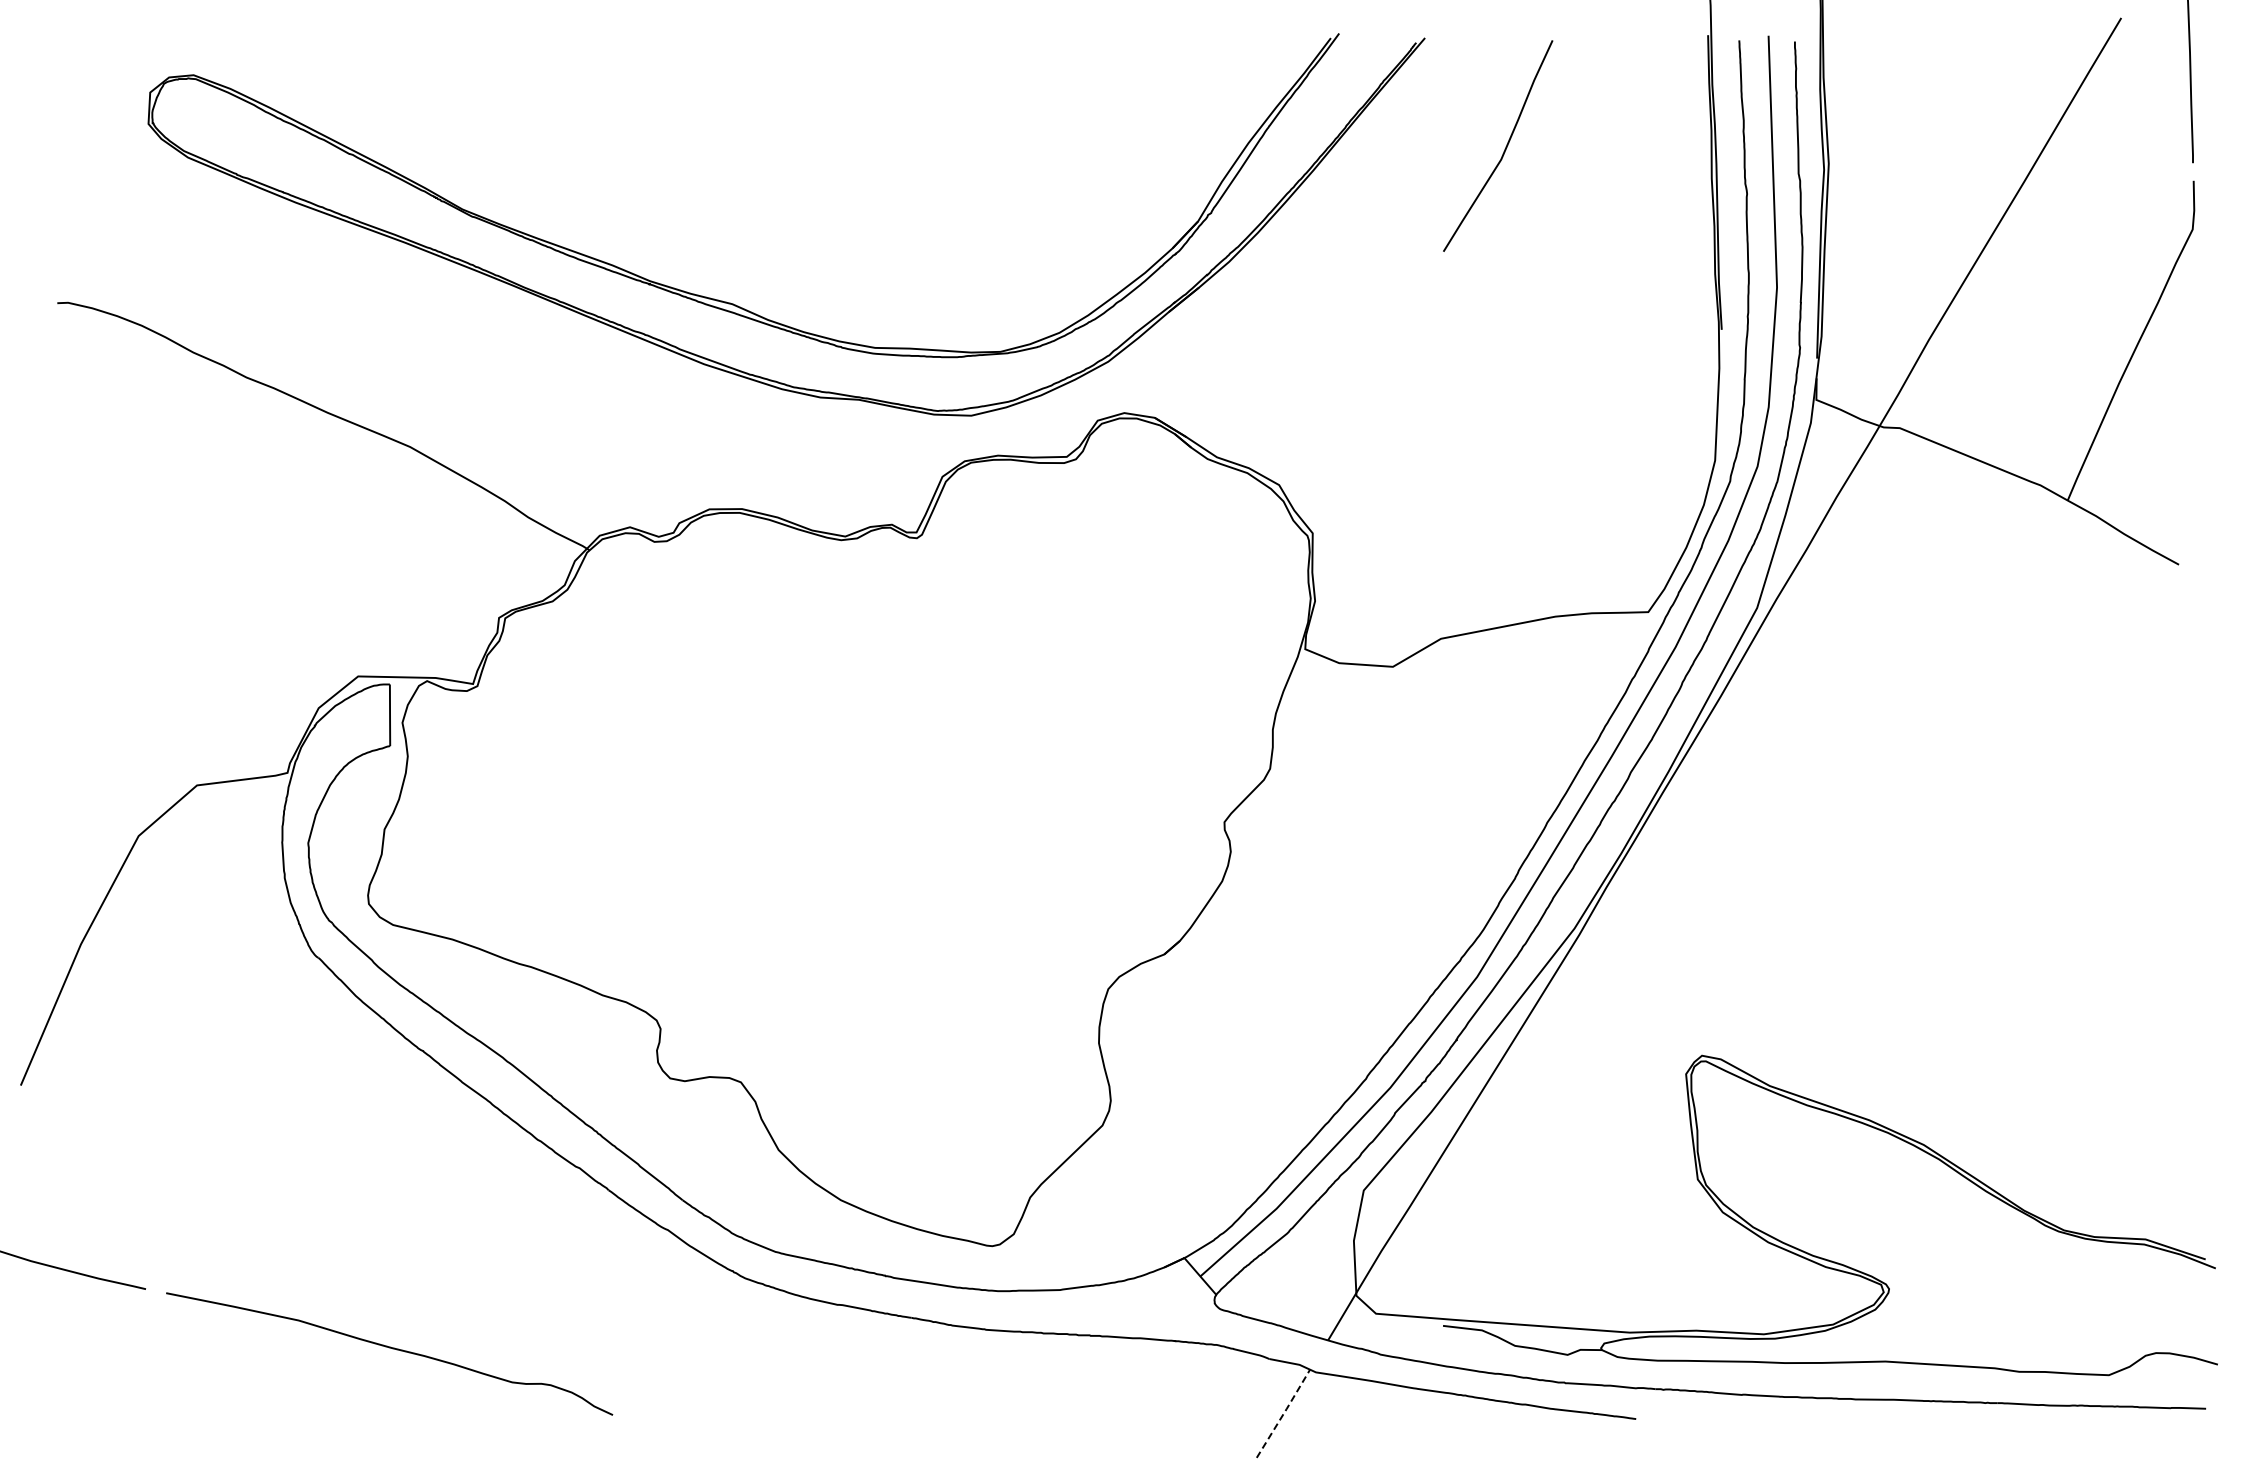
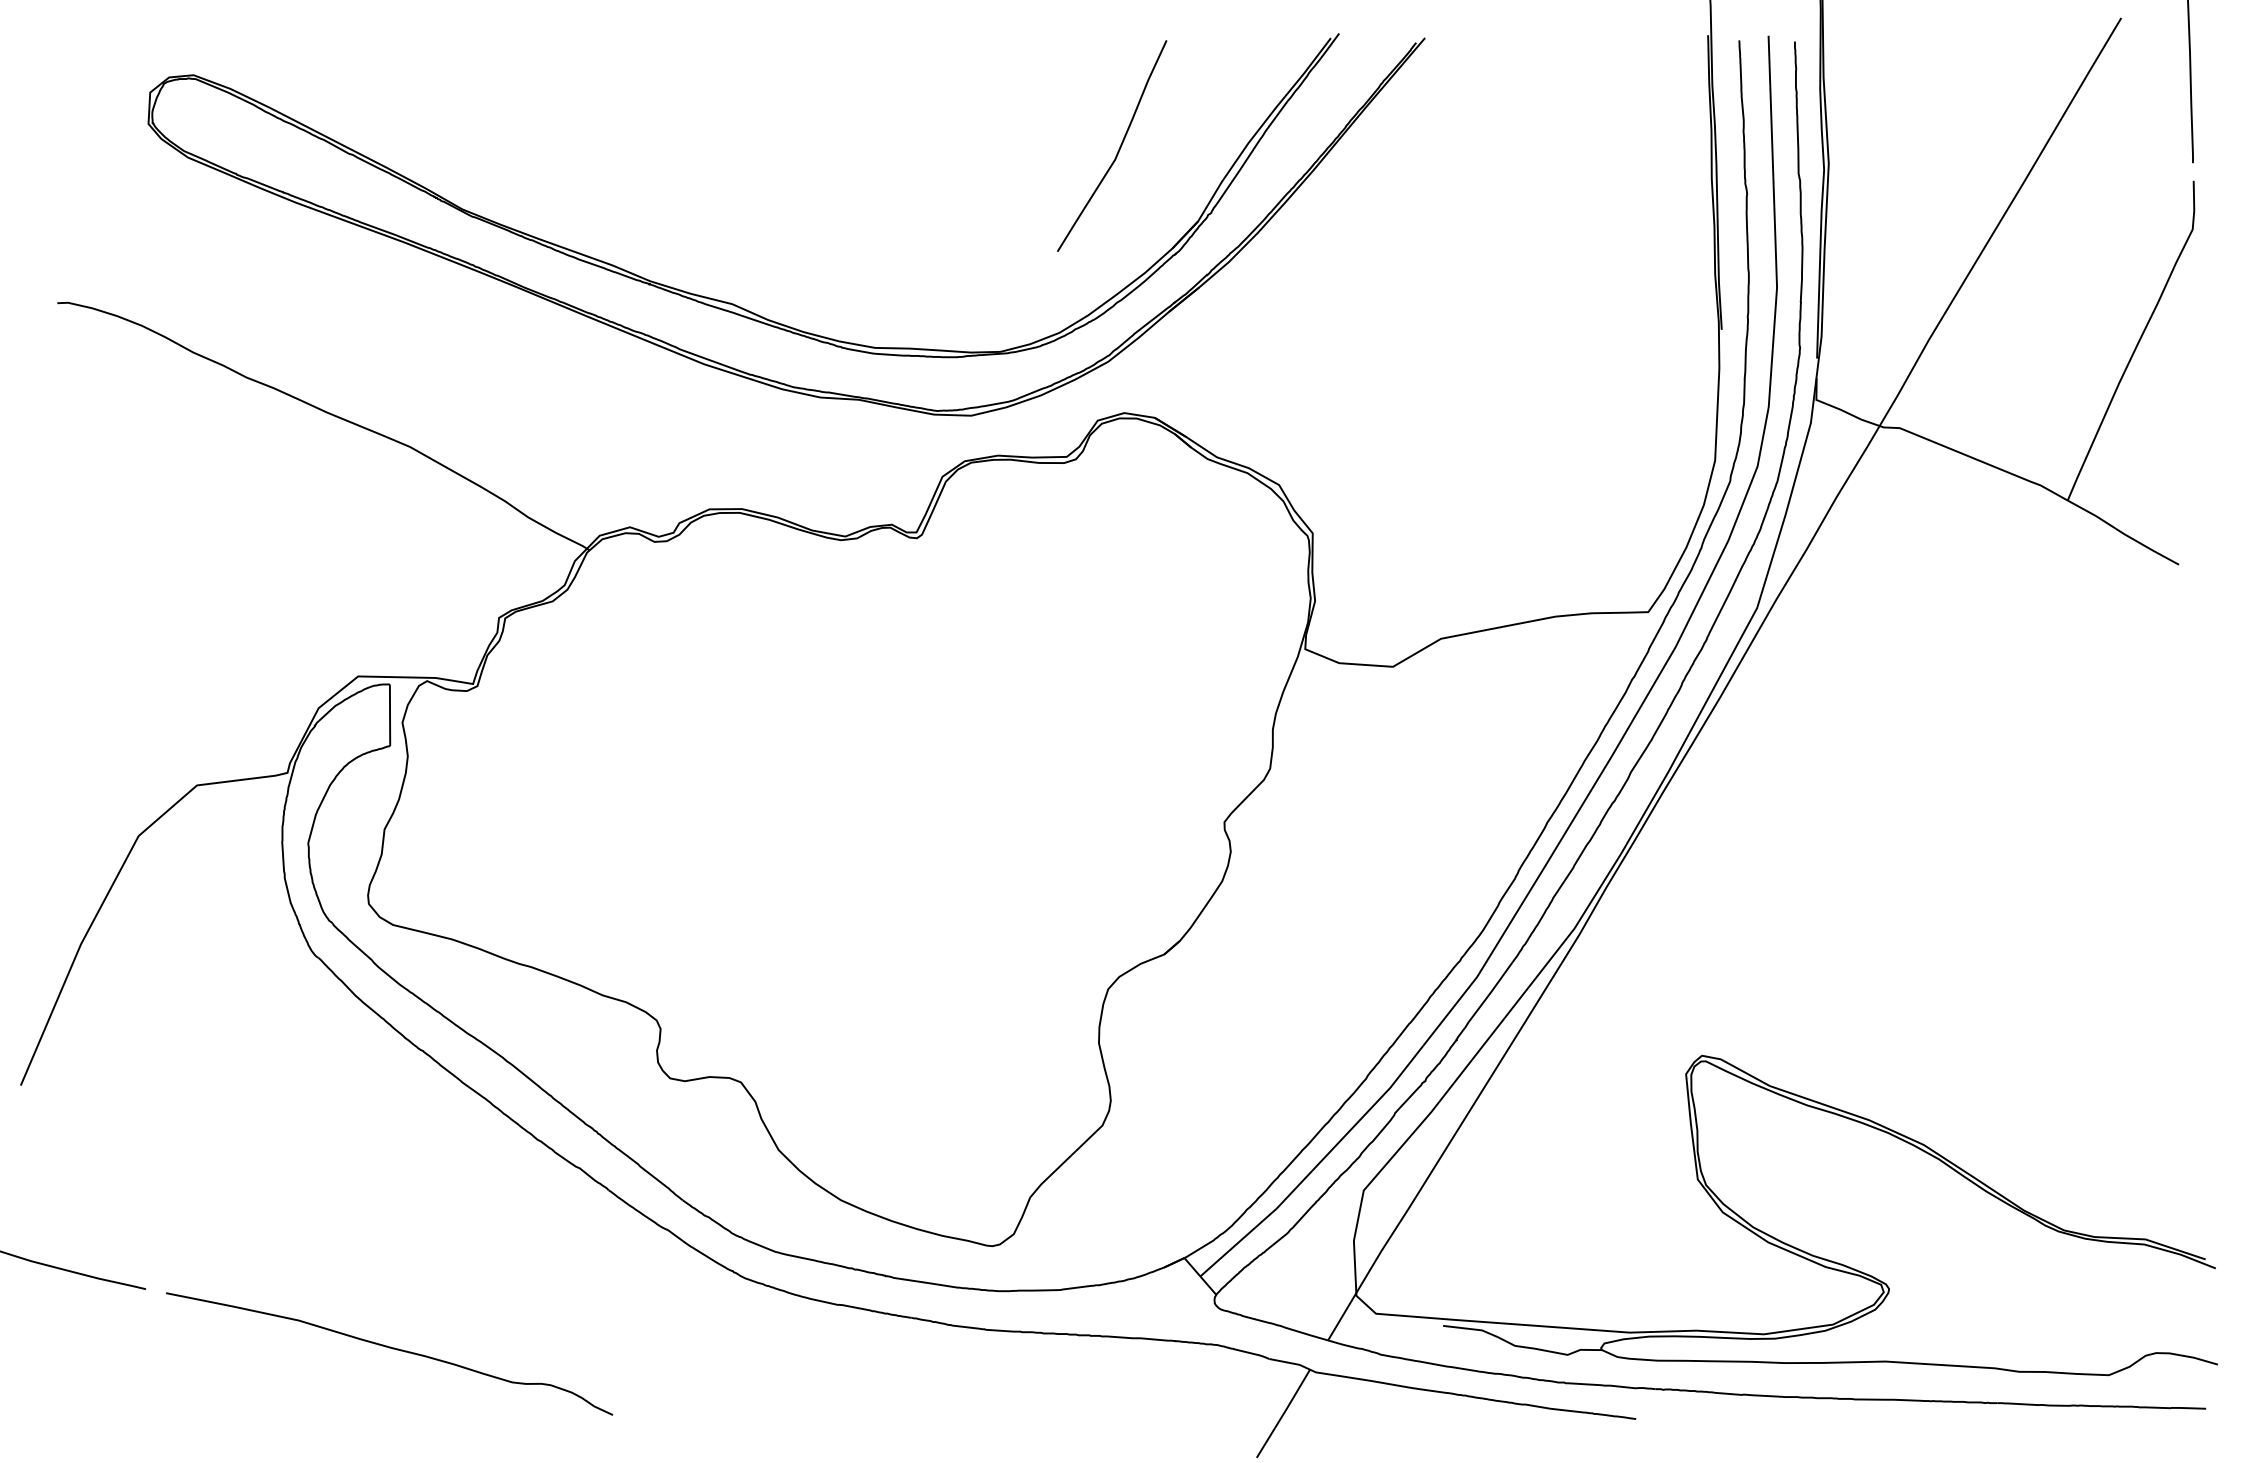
curve position: (1505, 146) -> (1119, 146) (1119, 146)
line: dashed -> solid (1284, 1413)
